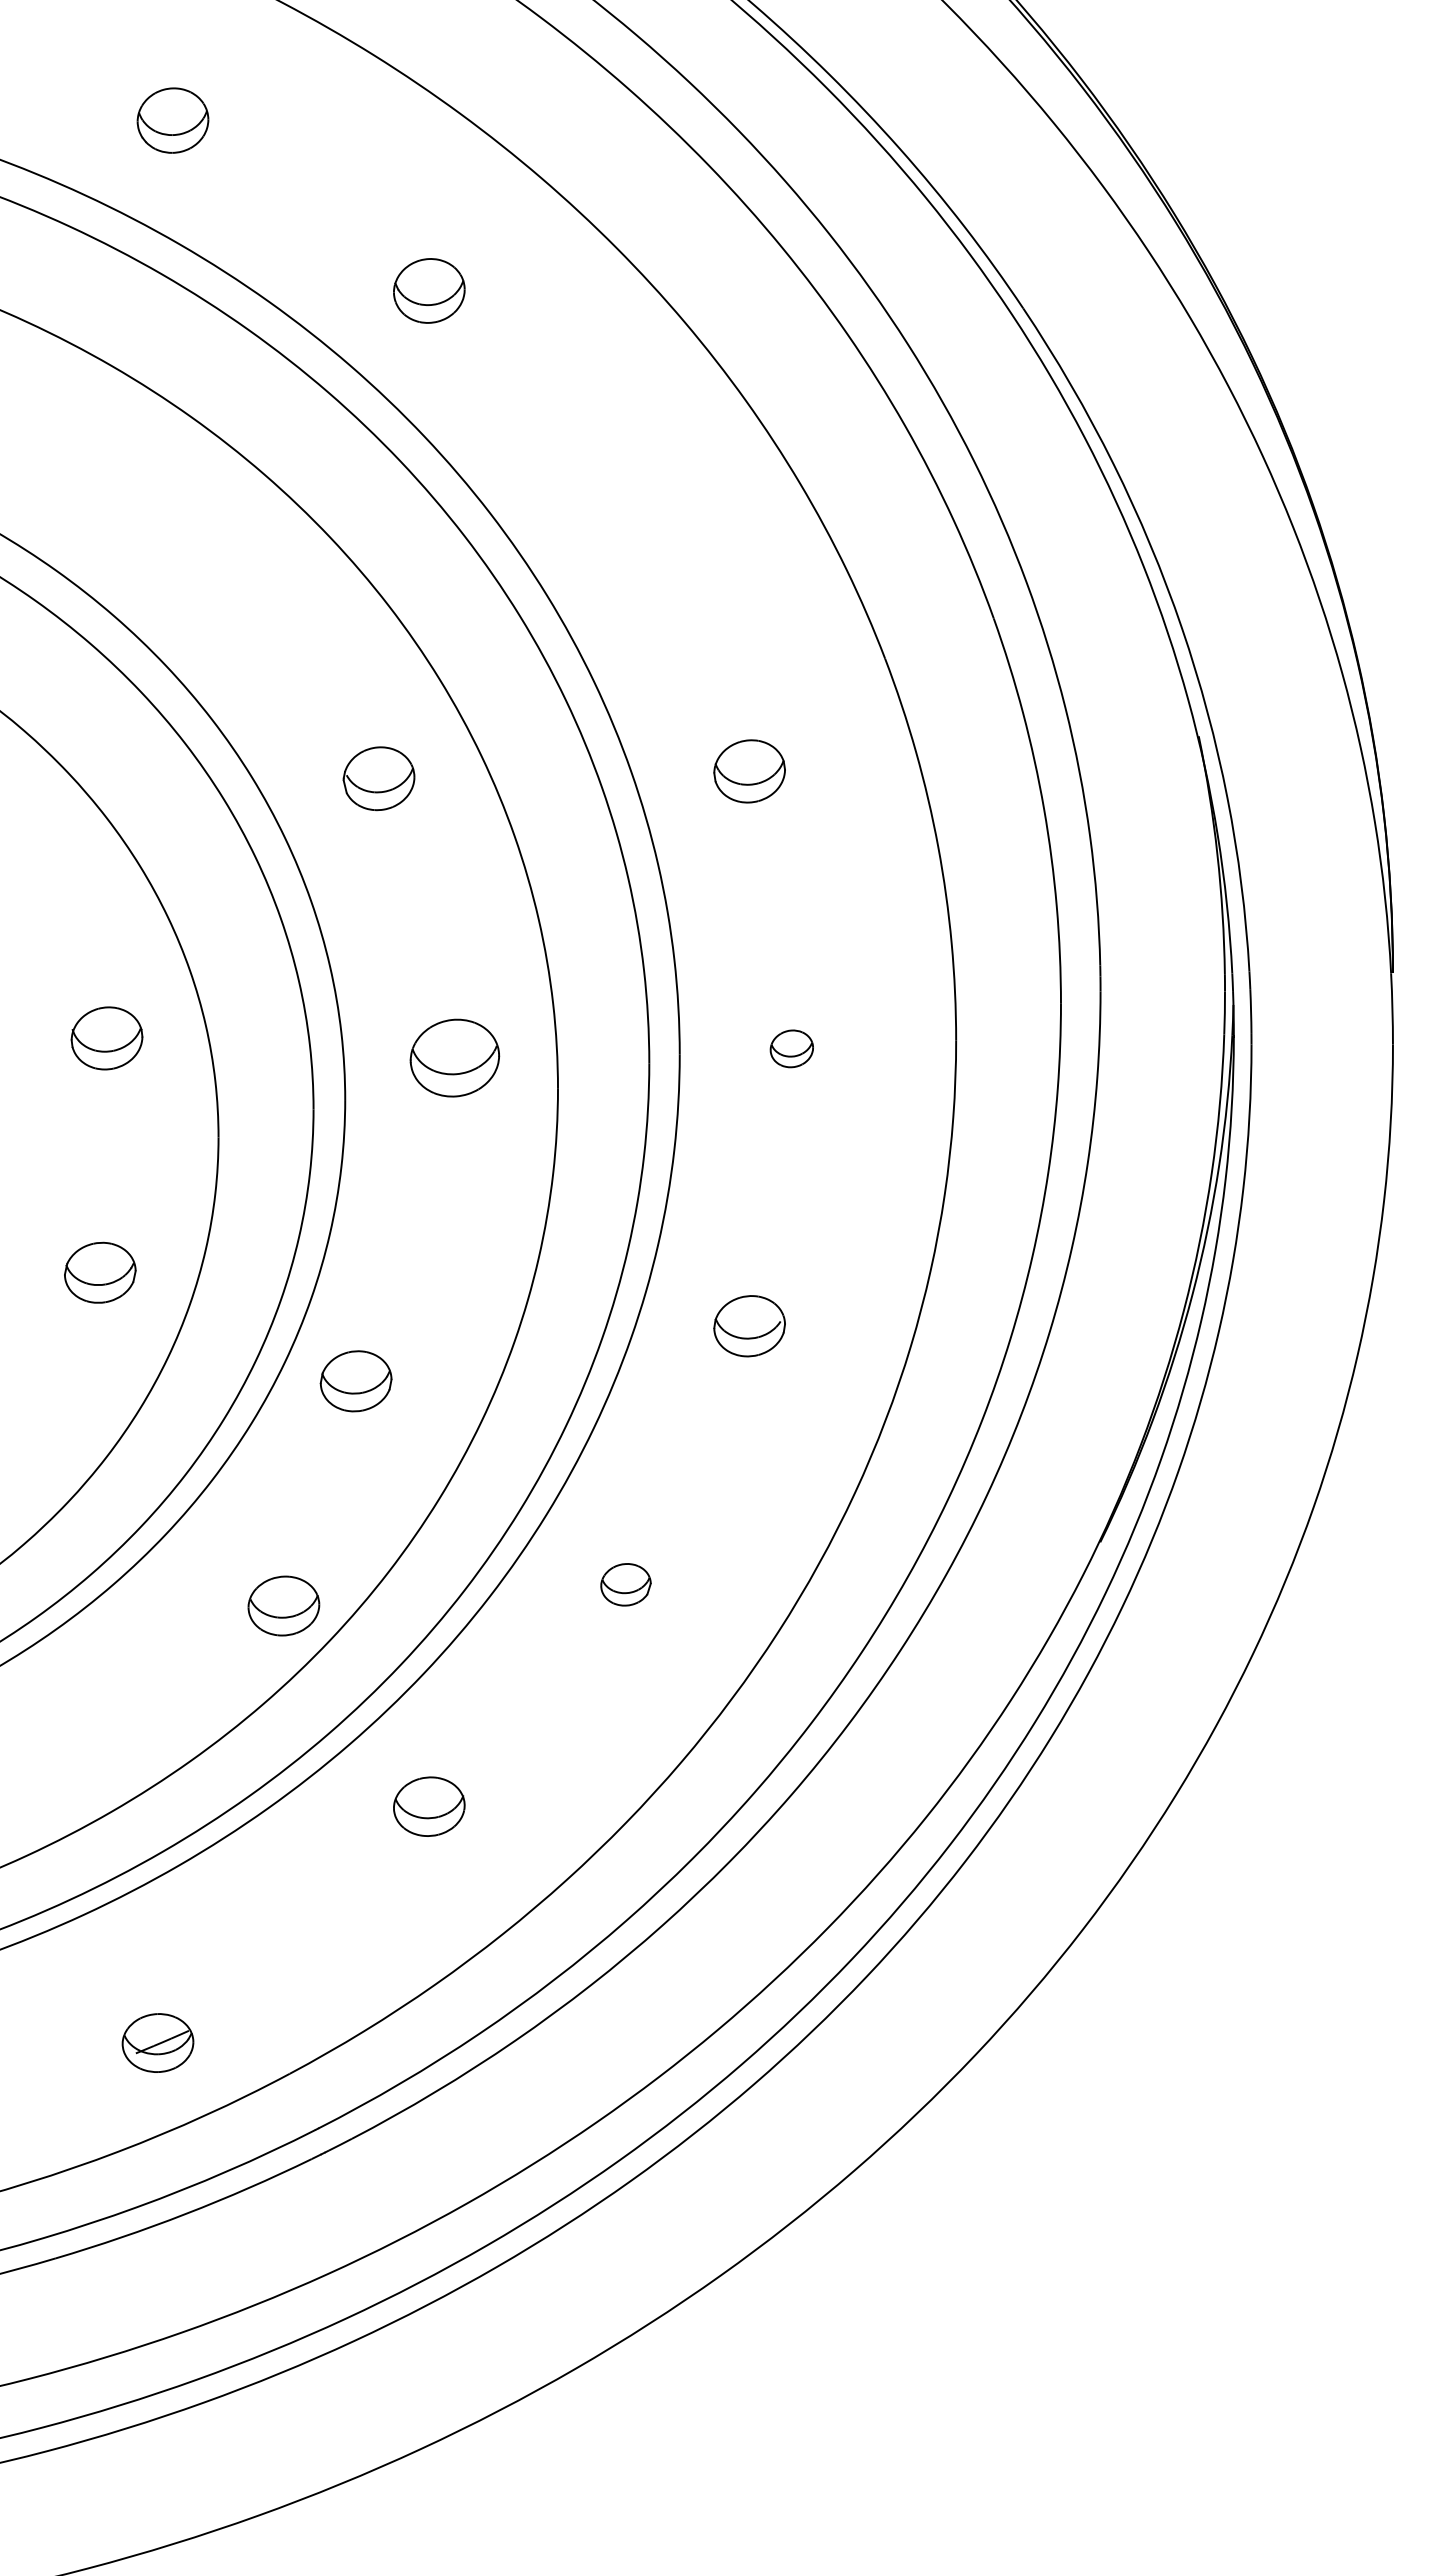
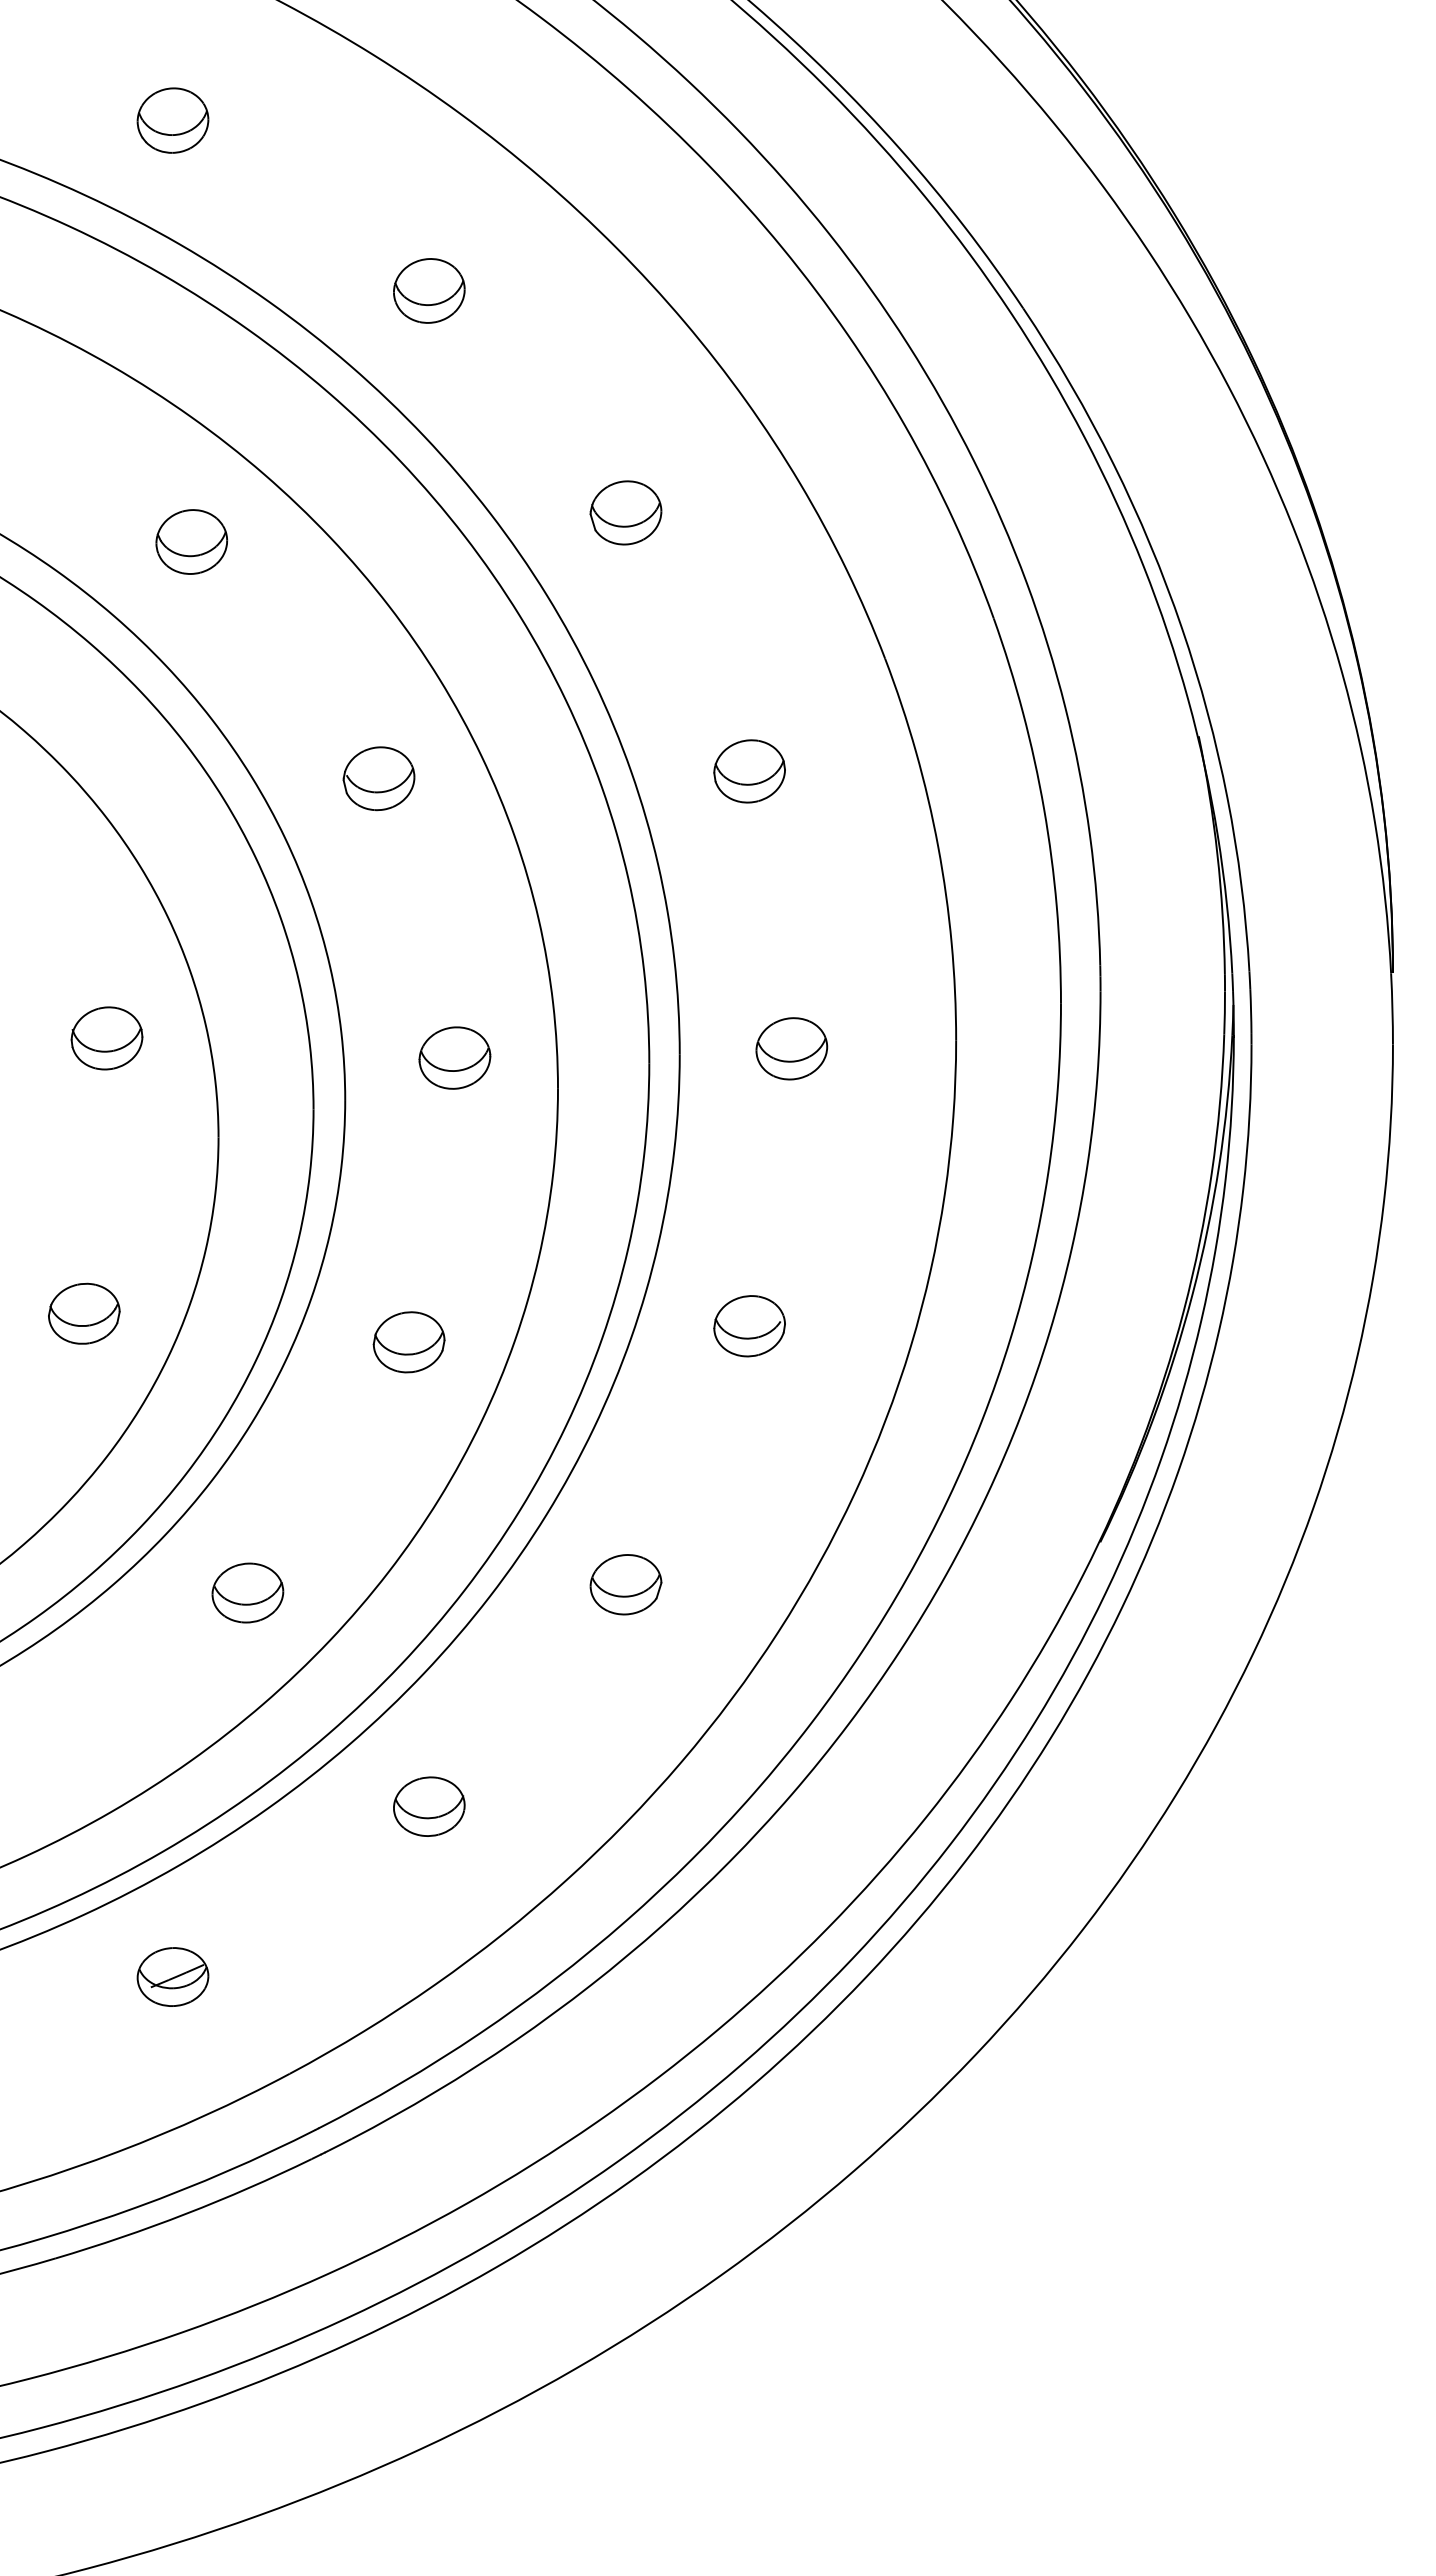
part: none -> present (625, 512)
part: none -> present (191, 541)
part size: 45x40 px -> 74x64 px (791, 1048)
part size: 92x80 px -> 74x64 px (454, 1057)
part position: (100, 1272) -> (84, 1313) (84, 1313)
part position: (355, 1381) -> (408, 1342) (408, 1342)
part size: 52x44 px -> 74x62 px (625, 1584)
part position: (283, 1605) -> (247, 1592) (247, 1592)
part position: (157, 2042) -> (172, 1976) (172, 1976)
